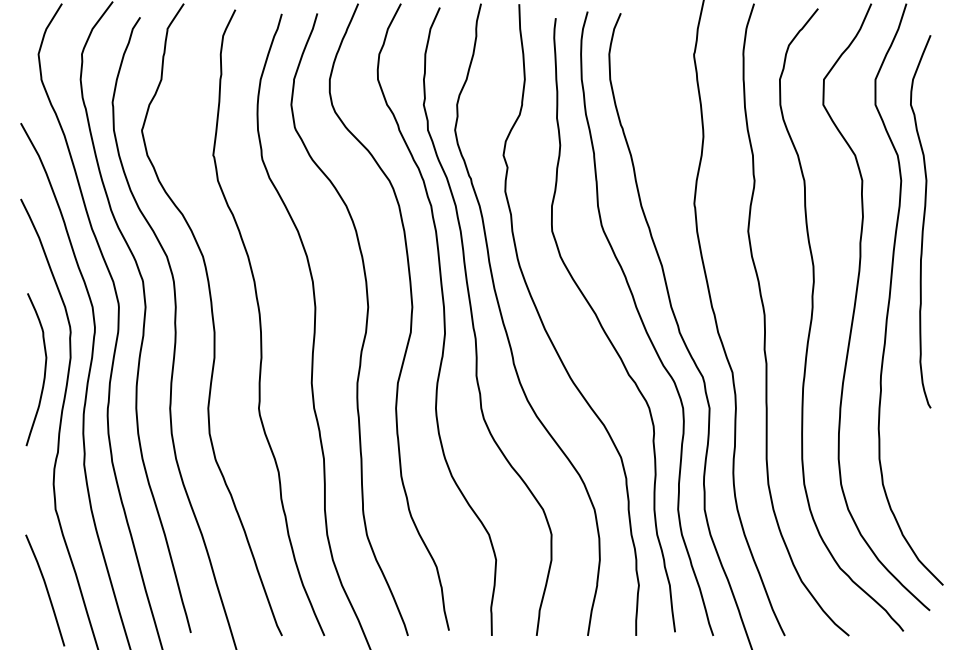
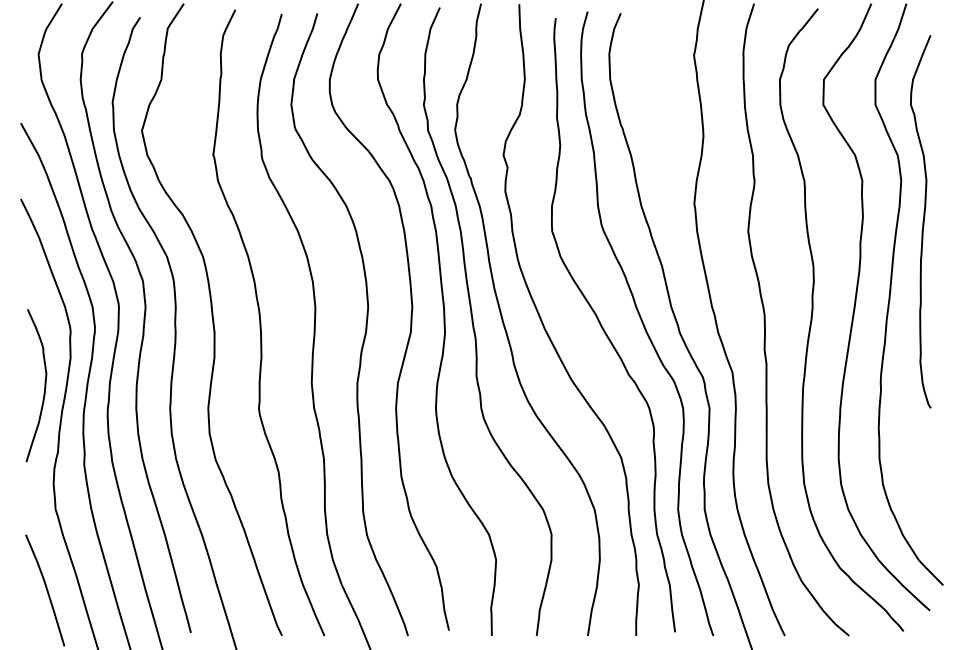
curve position: (44, 369) -> (44, 385) (44, 385)
